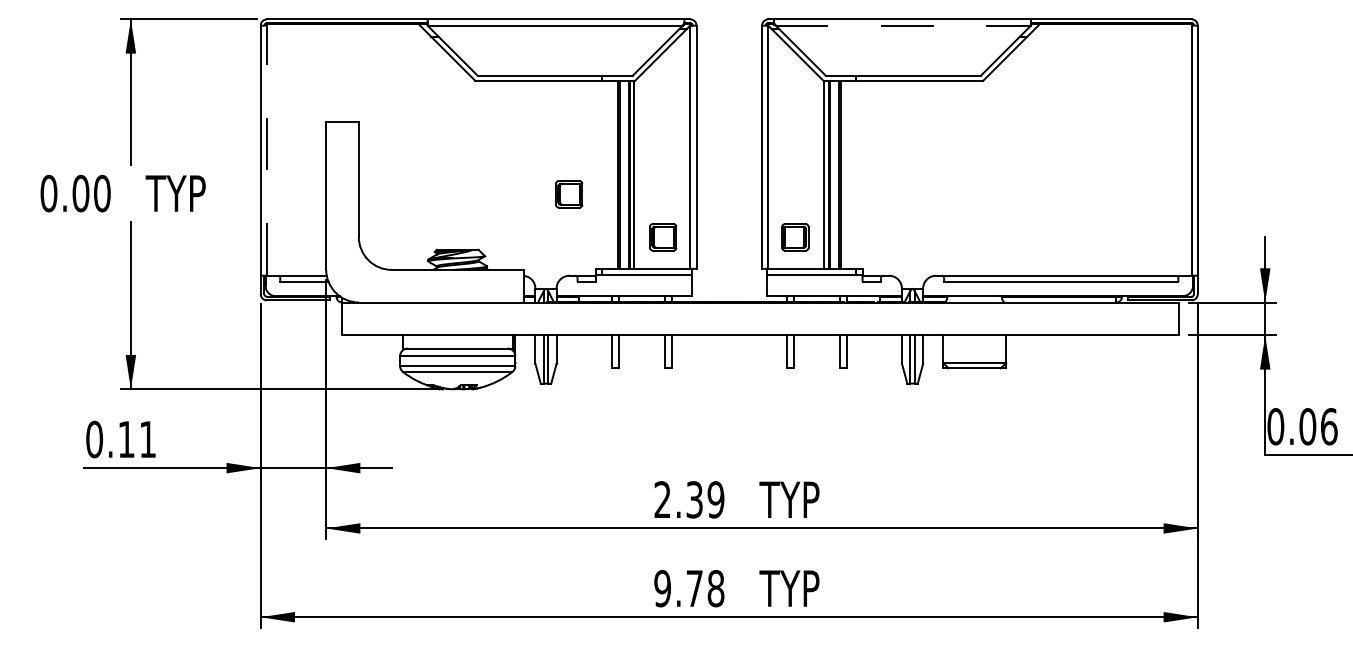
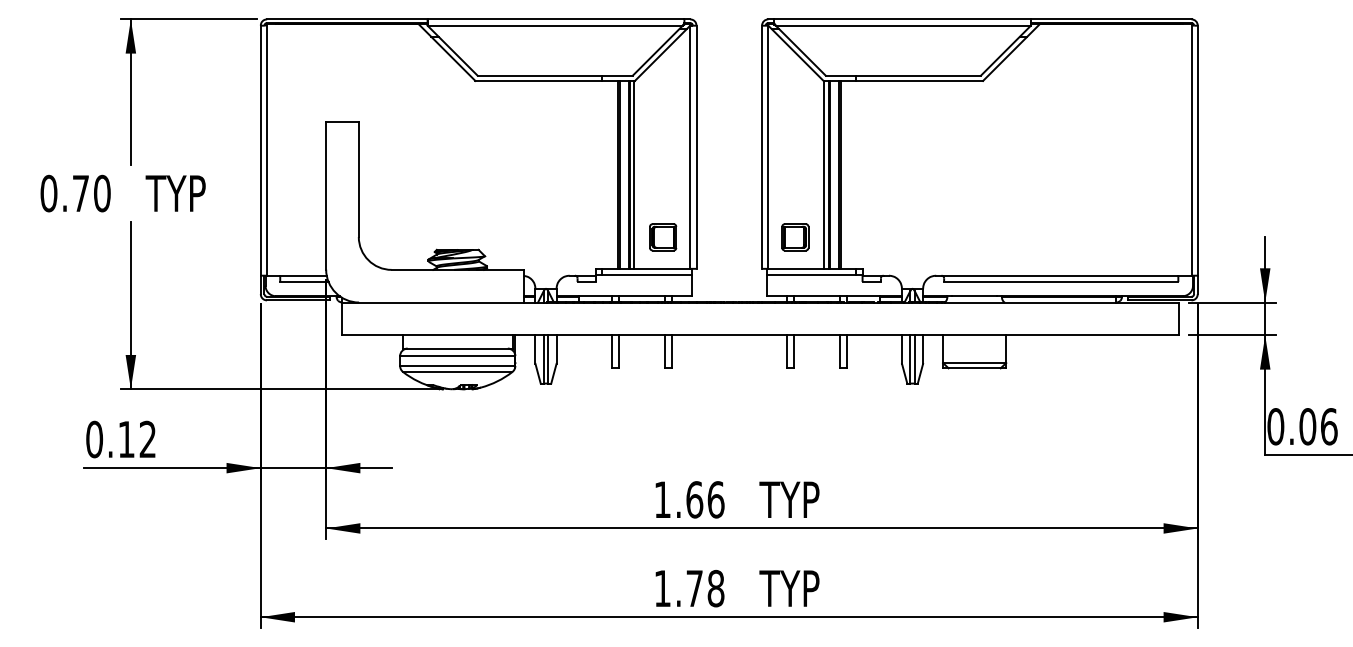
line: dashed -> solid (903, 25)
line: dashed -> solid (267, 149)
text: 0.00 -> 0.70 (80, 193)
part: present -> none (569, 194)
text: 0.11 -> 0.12 (147, 438)
text: 2.39 -> 1.66 (689, 499)
text: 9.78 -> 1.78 (662, 588)
